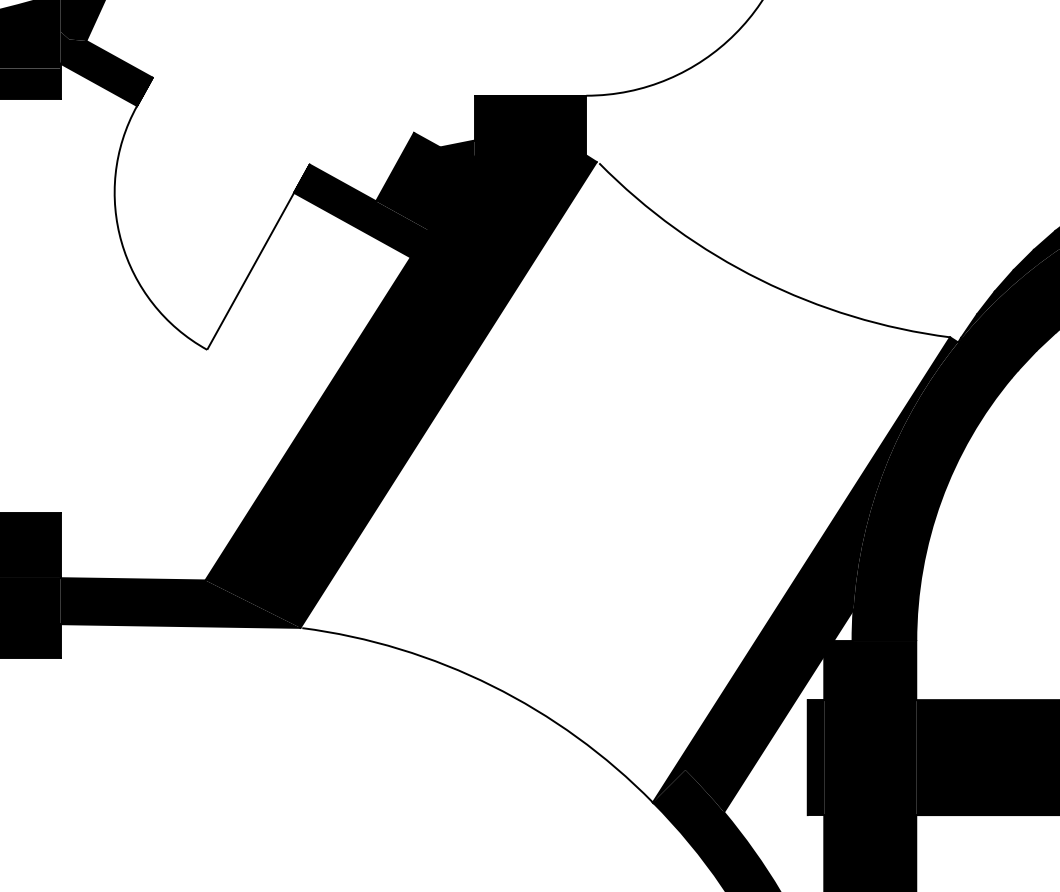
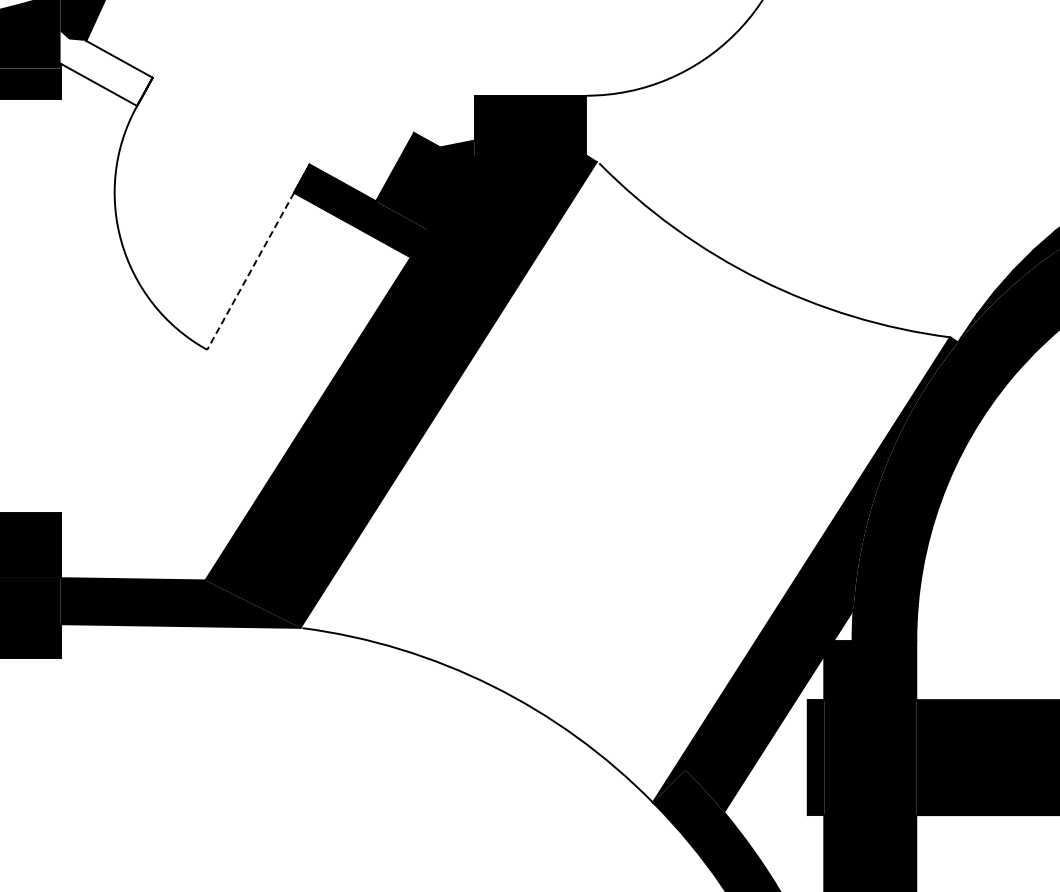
fill: present -> none (106, 68)
line: solid -> dashed (250, 271)
